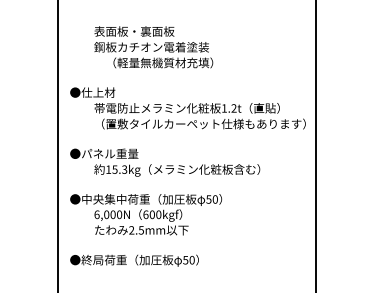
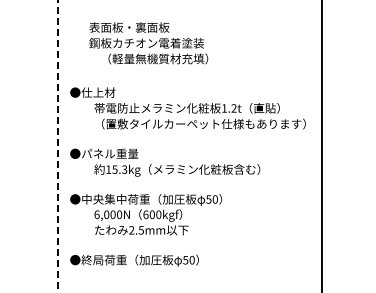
text position: (153, 47) -> (148, 43) (148, 43)
line position: (315, 145) -> (321, 145) (321, 145)
line: solid -> dashed (57, 146)
